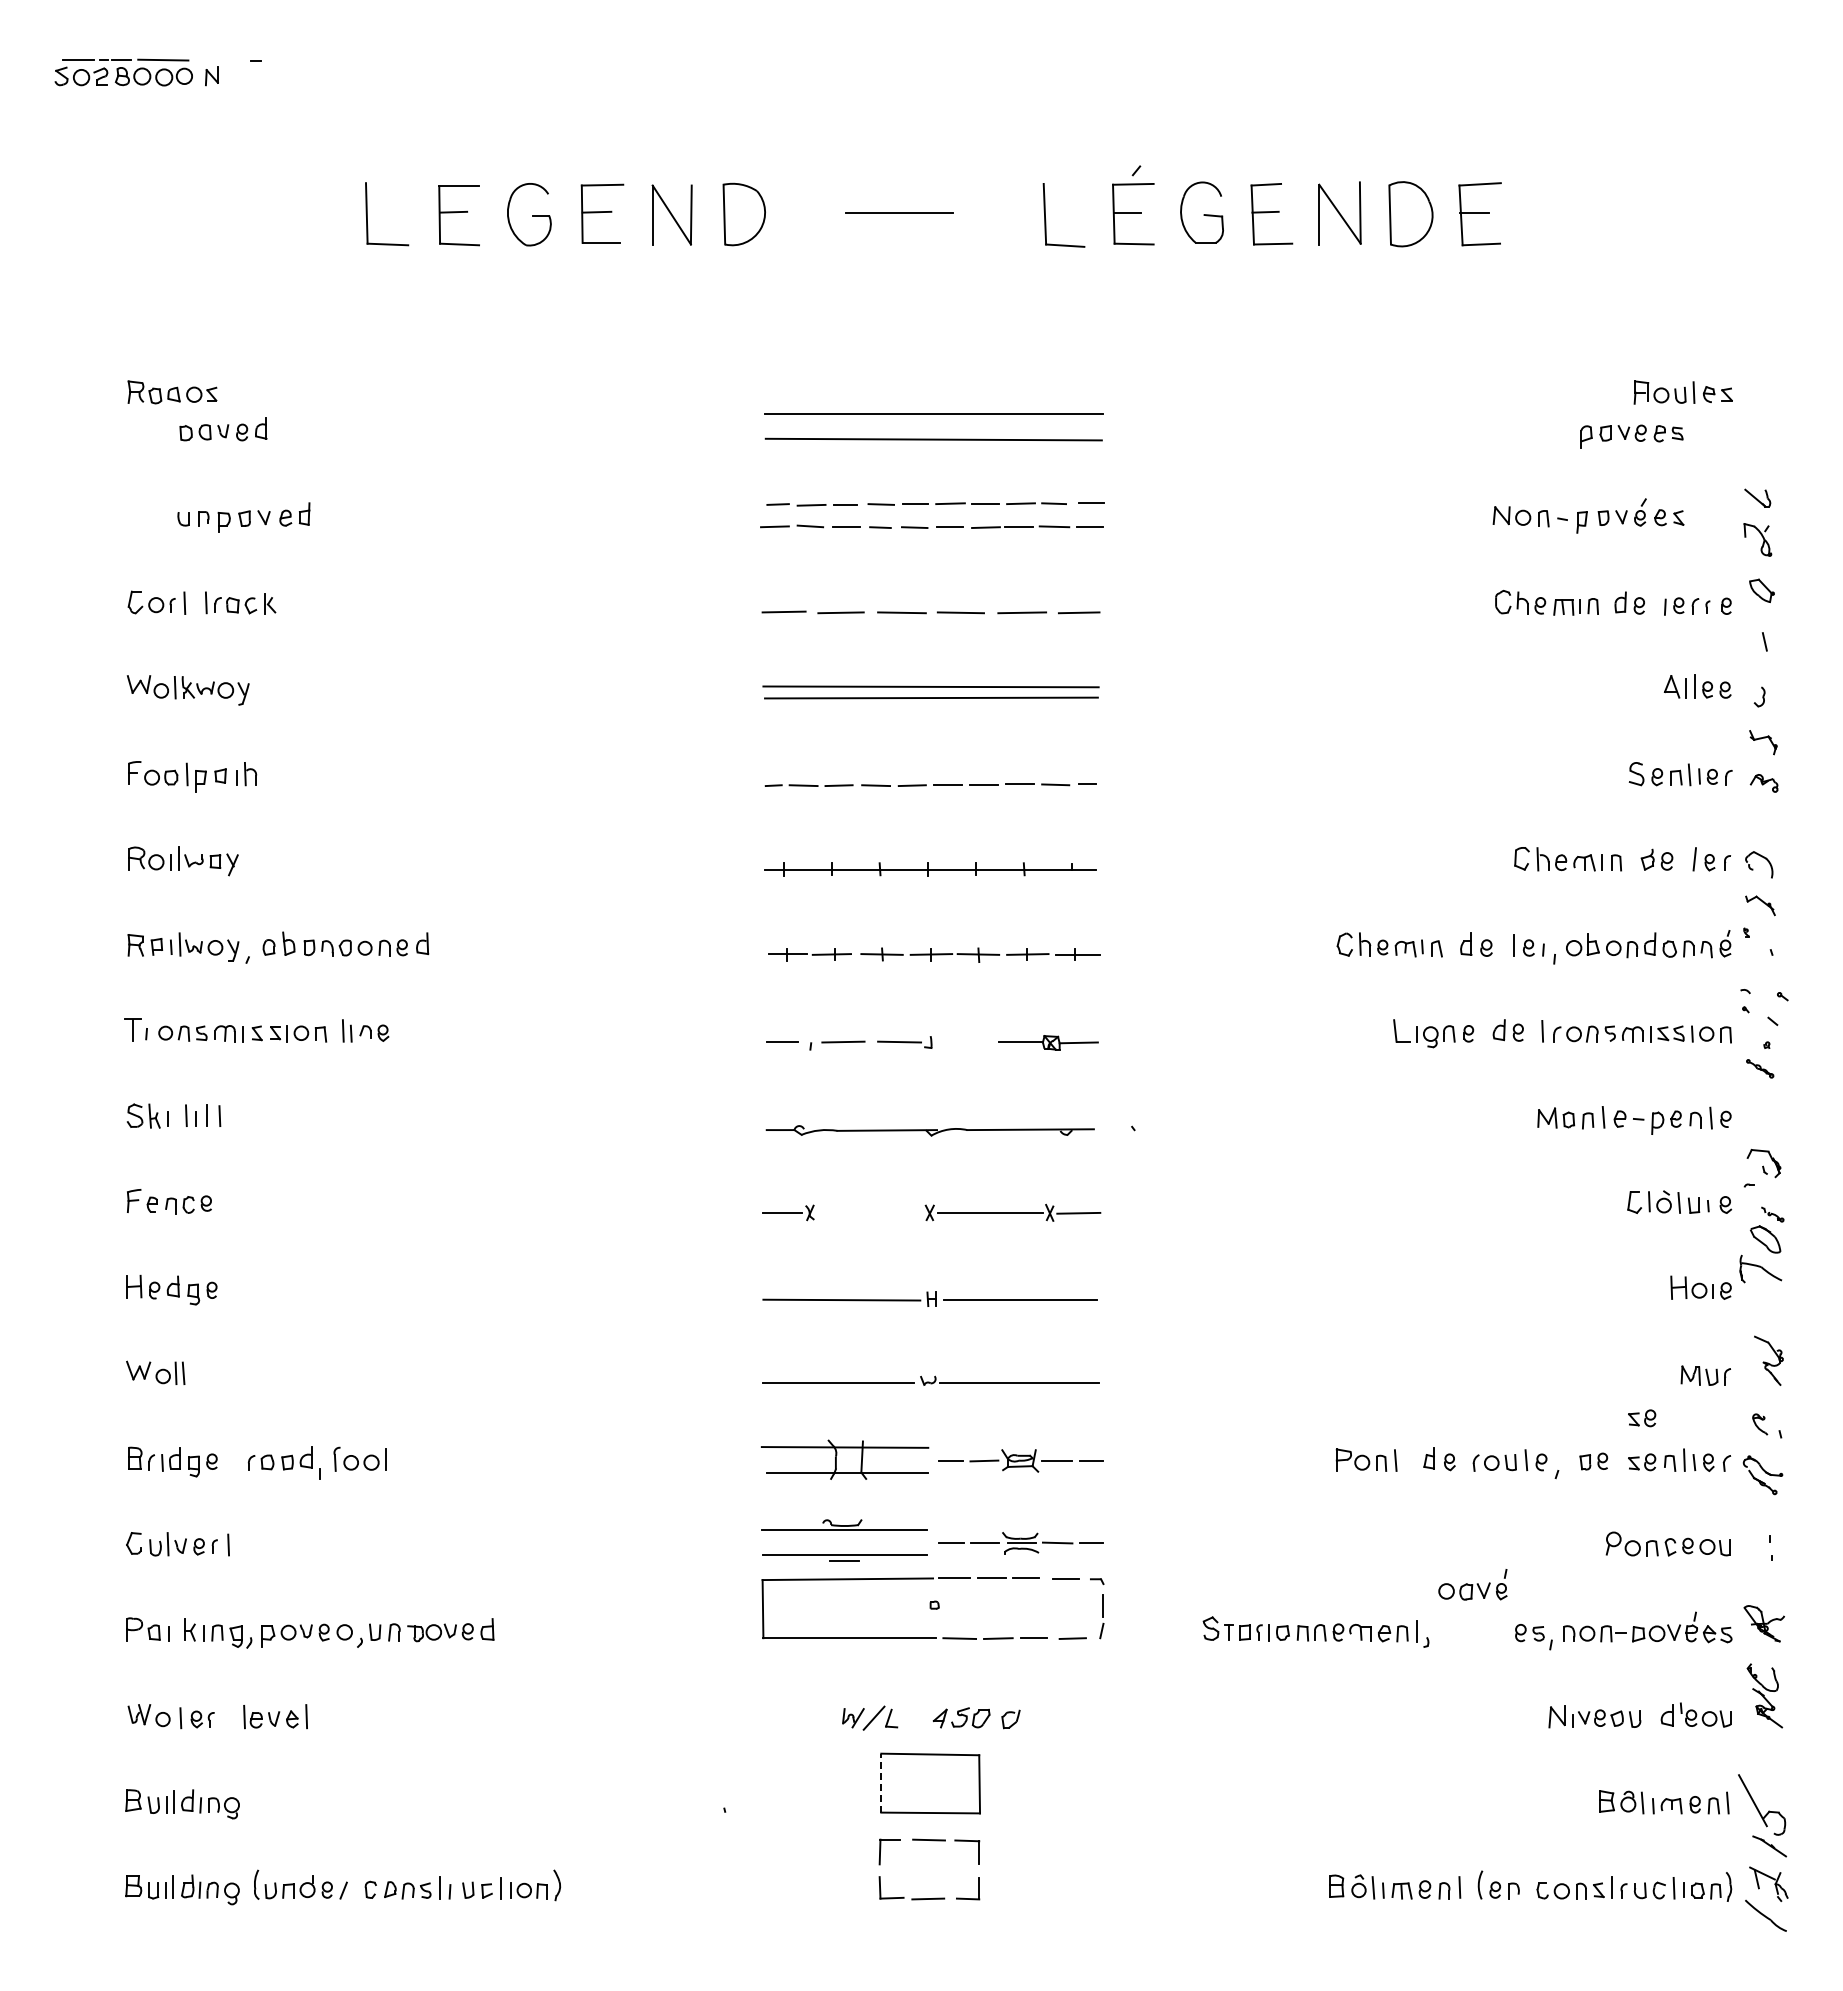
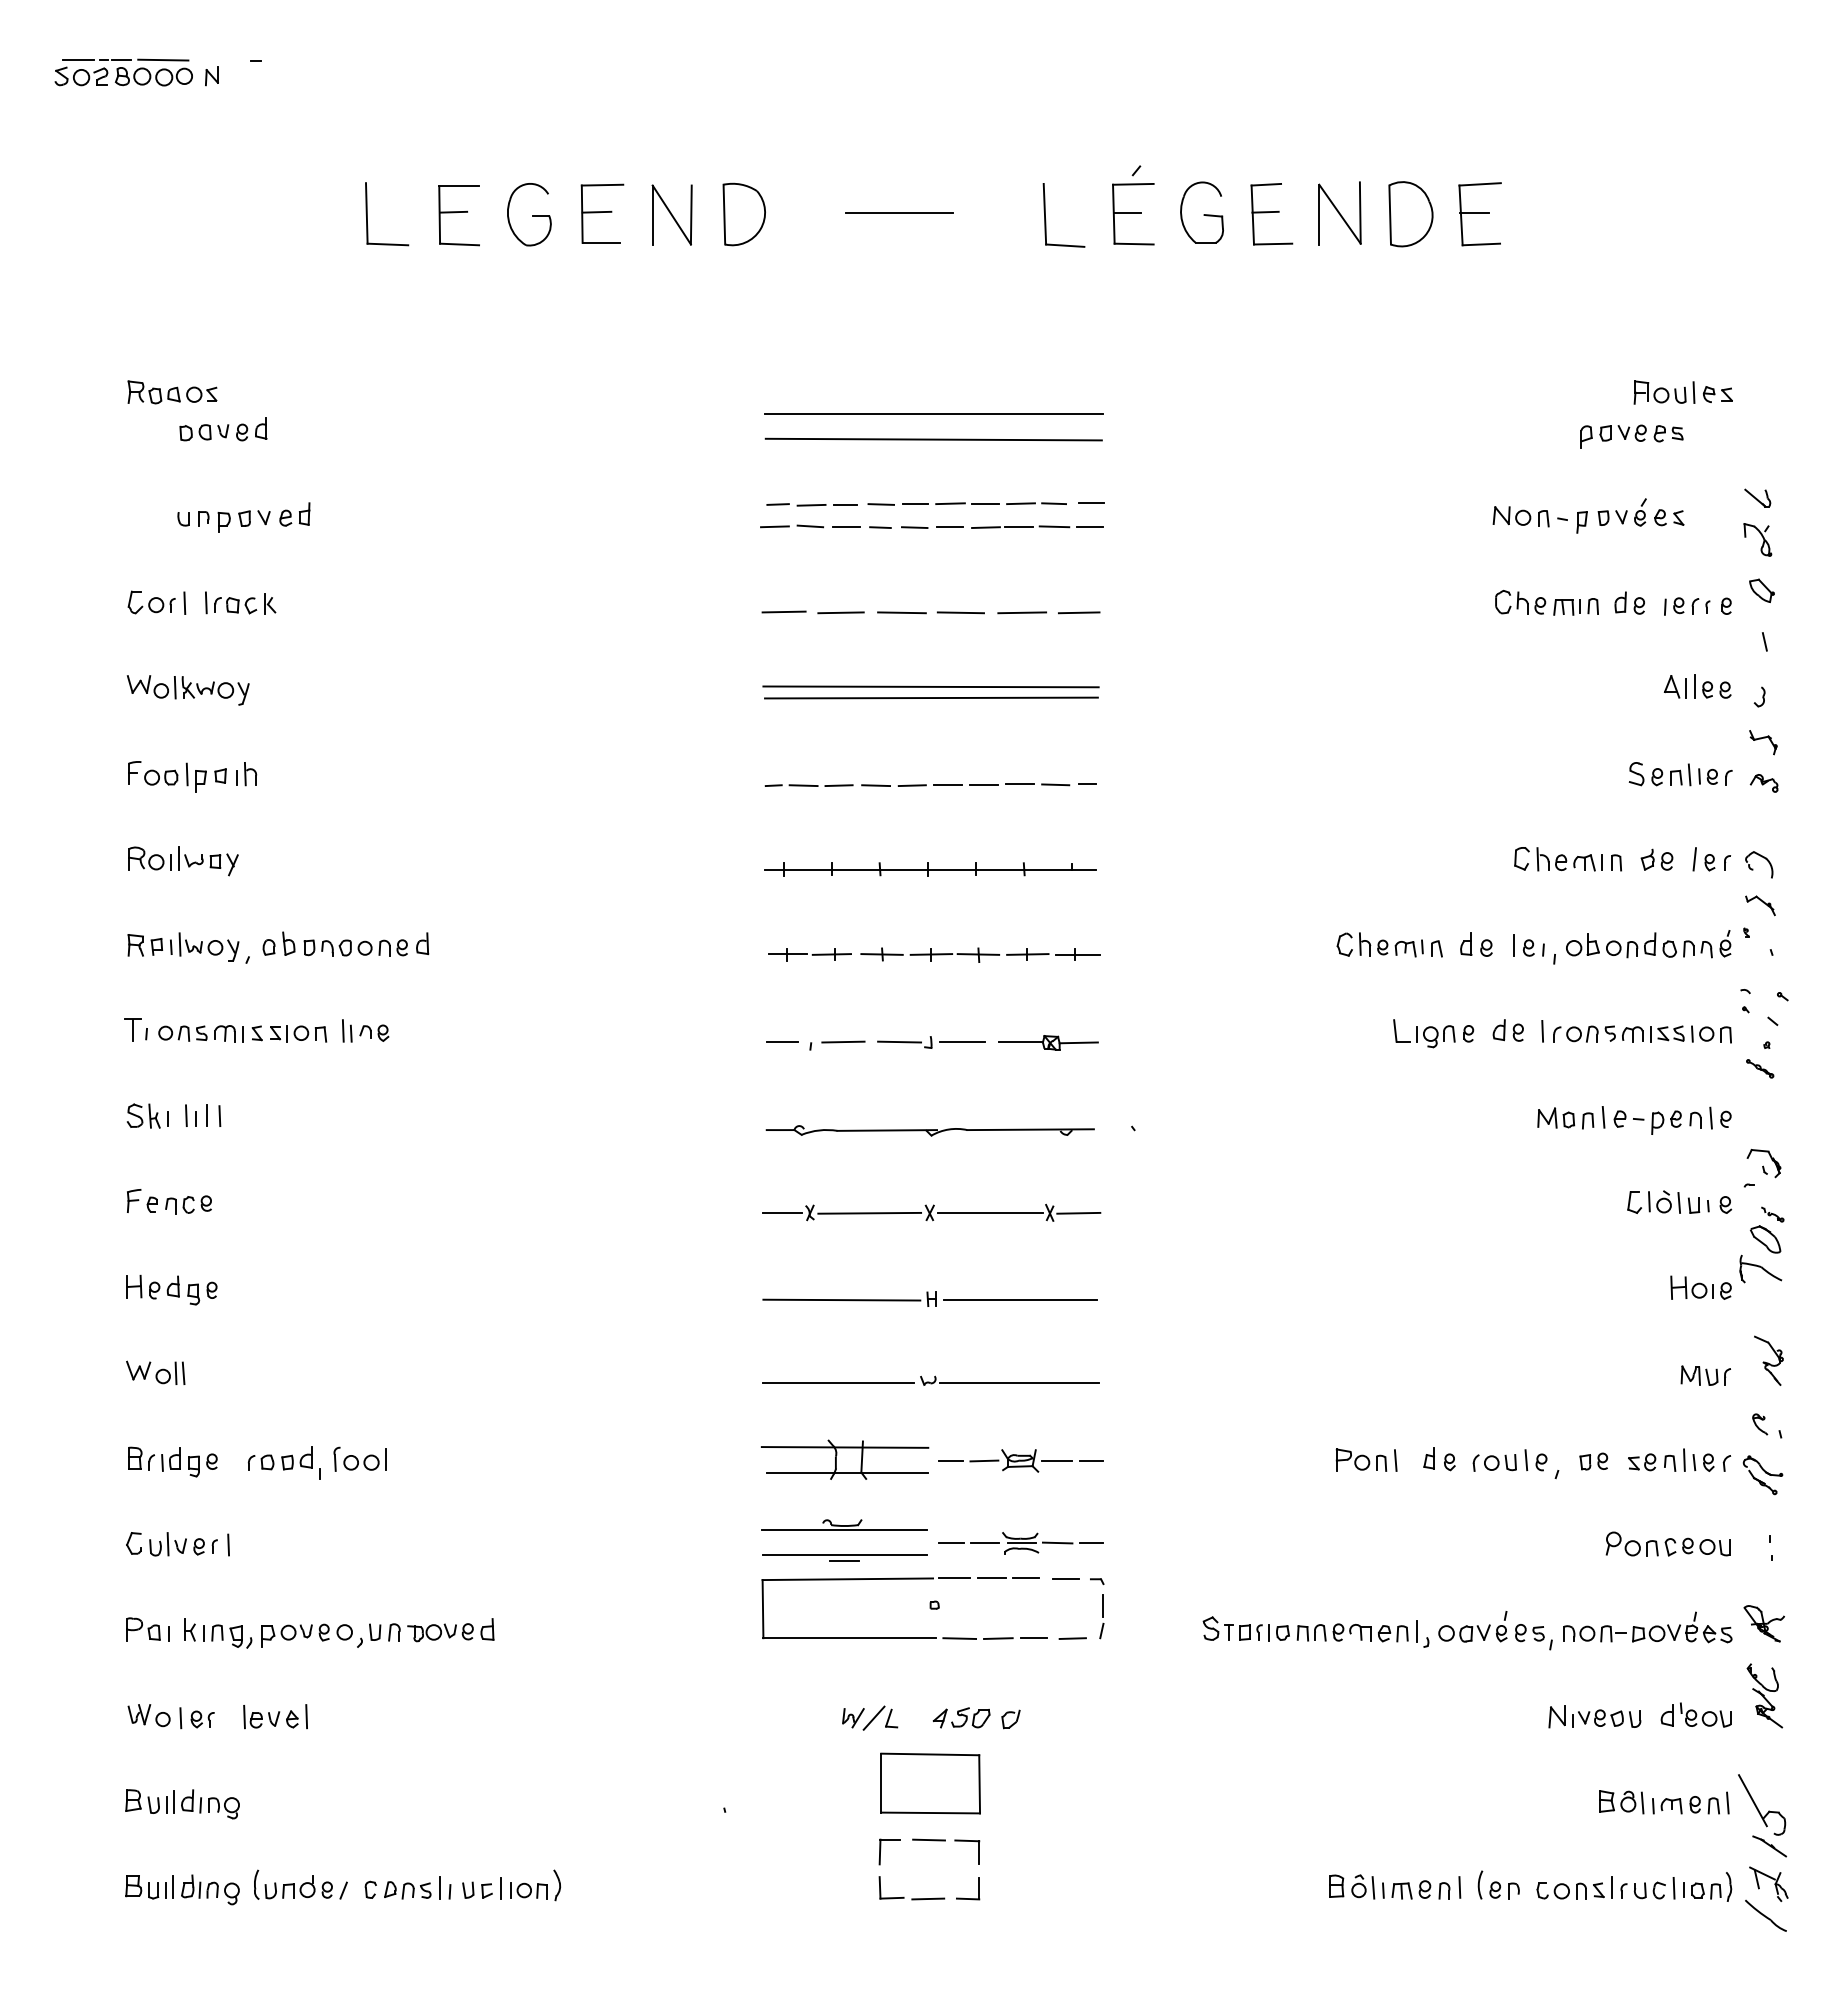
line: none -> present (962, 1042)
line: none -> present (869, 1212)
part: present -> none (1642, 1418)
part position: (1472, 1584) -> (1472, 1626) (1472, 1626)
line: dashed -> solid (881, 1782)
